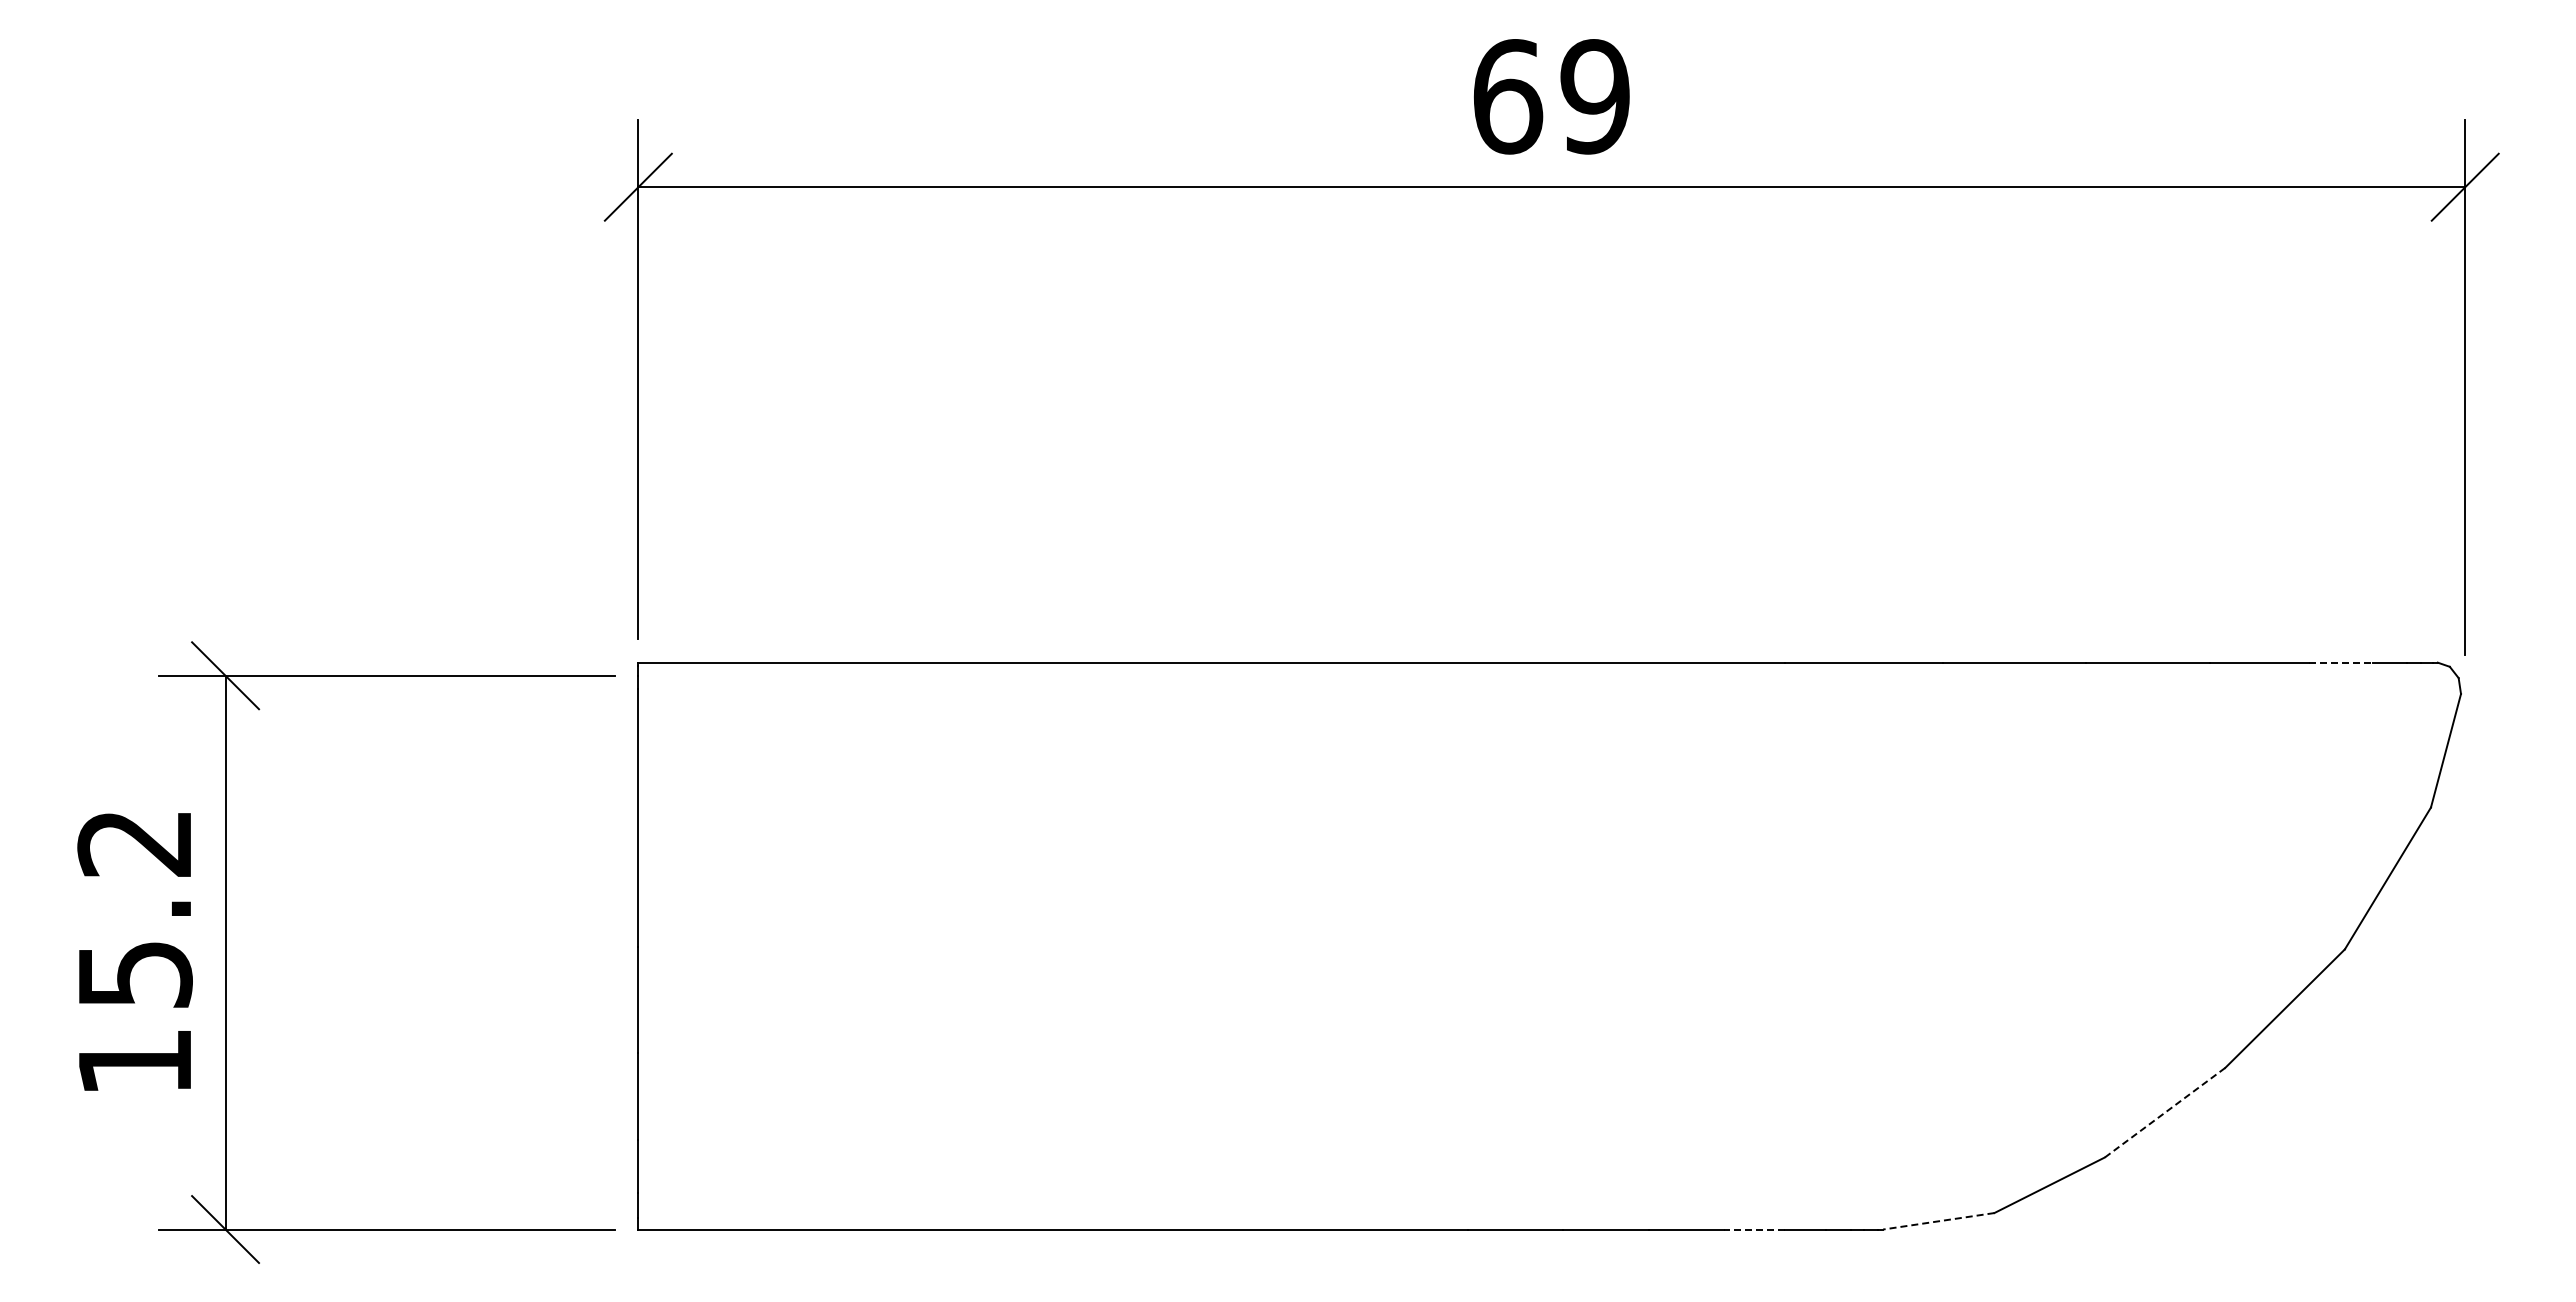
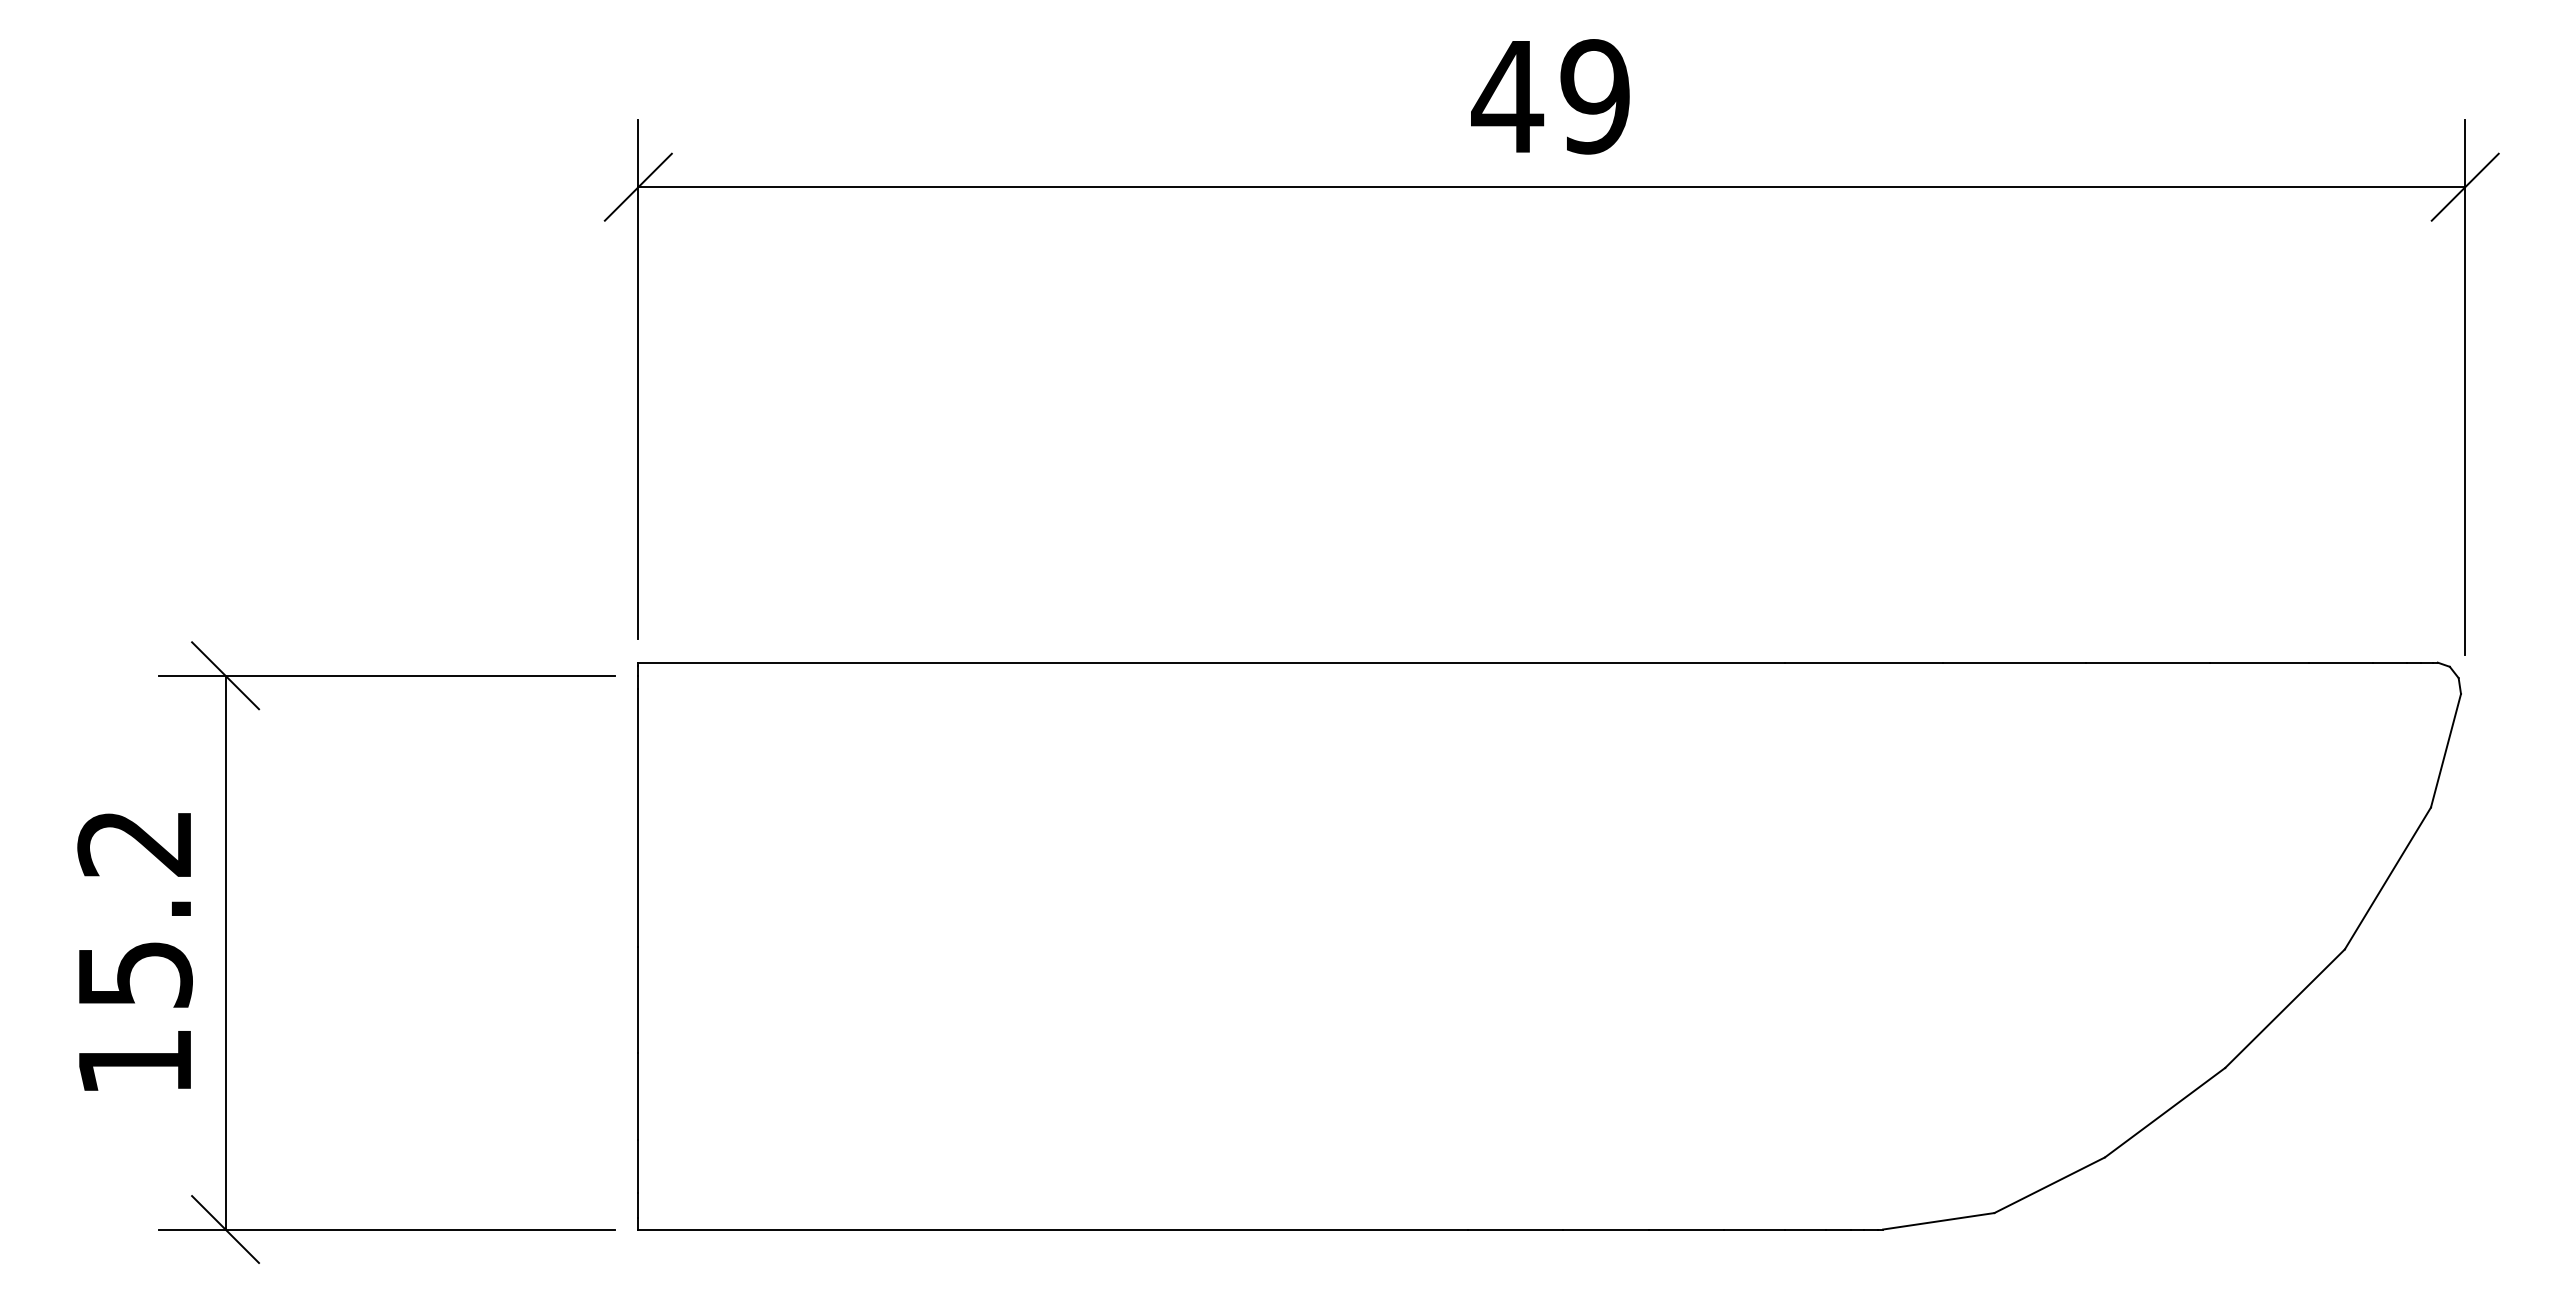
text: 69 -> 49 (1507, 96)
line: dashed -> solid (2341, 662)
line: dashed -> solid (2165, 1112)
line: dashed -> solid (1938, 1221)
line: dashed -> solid (1753, 1229)
